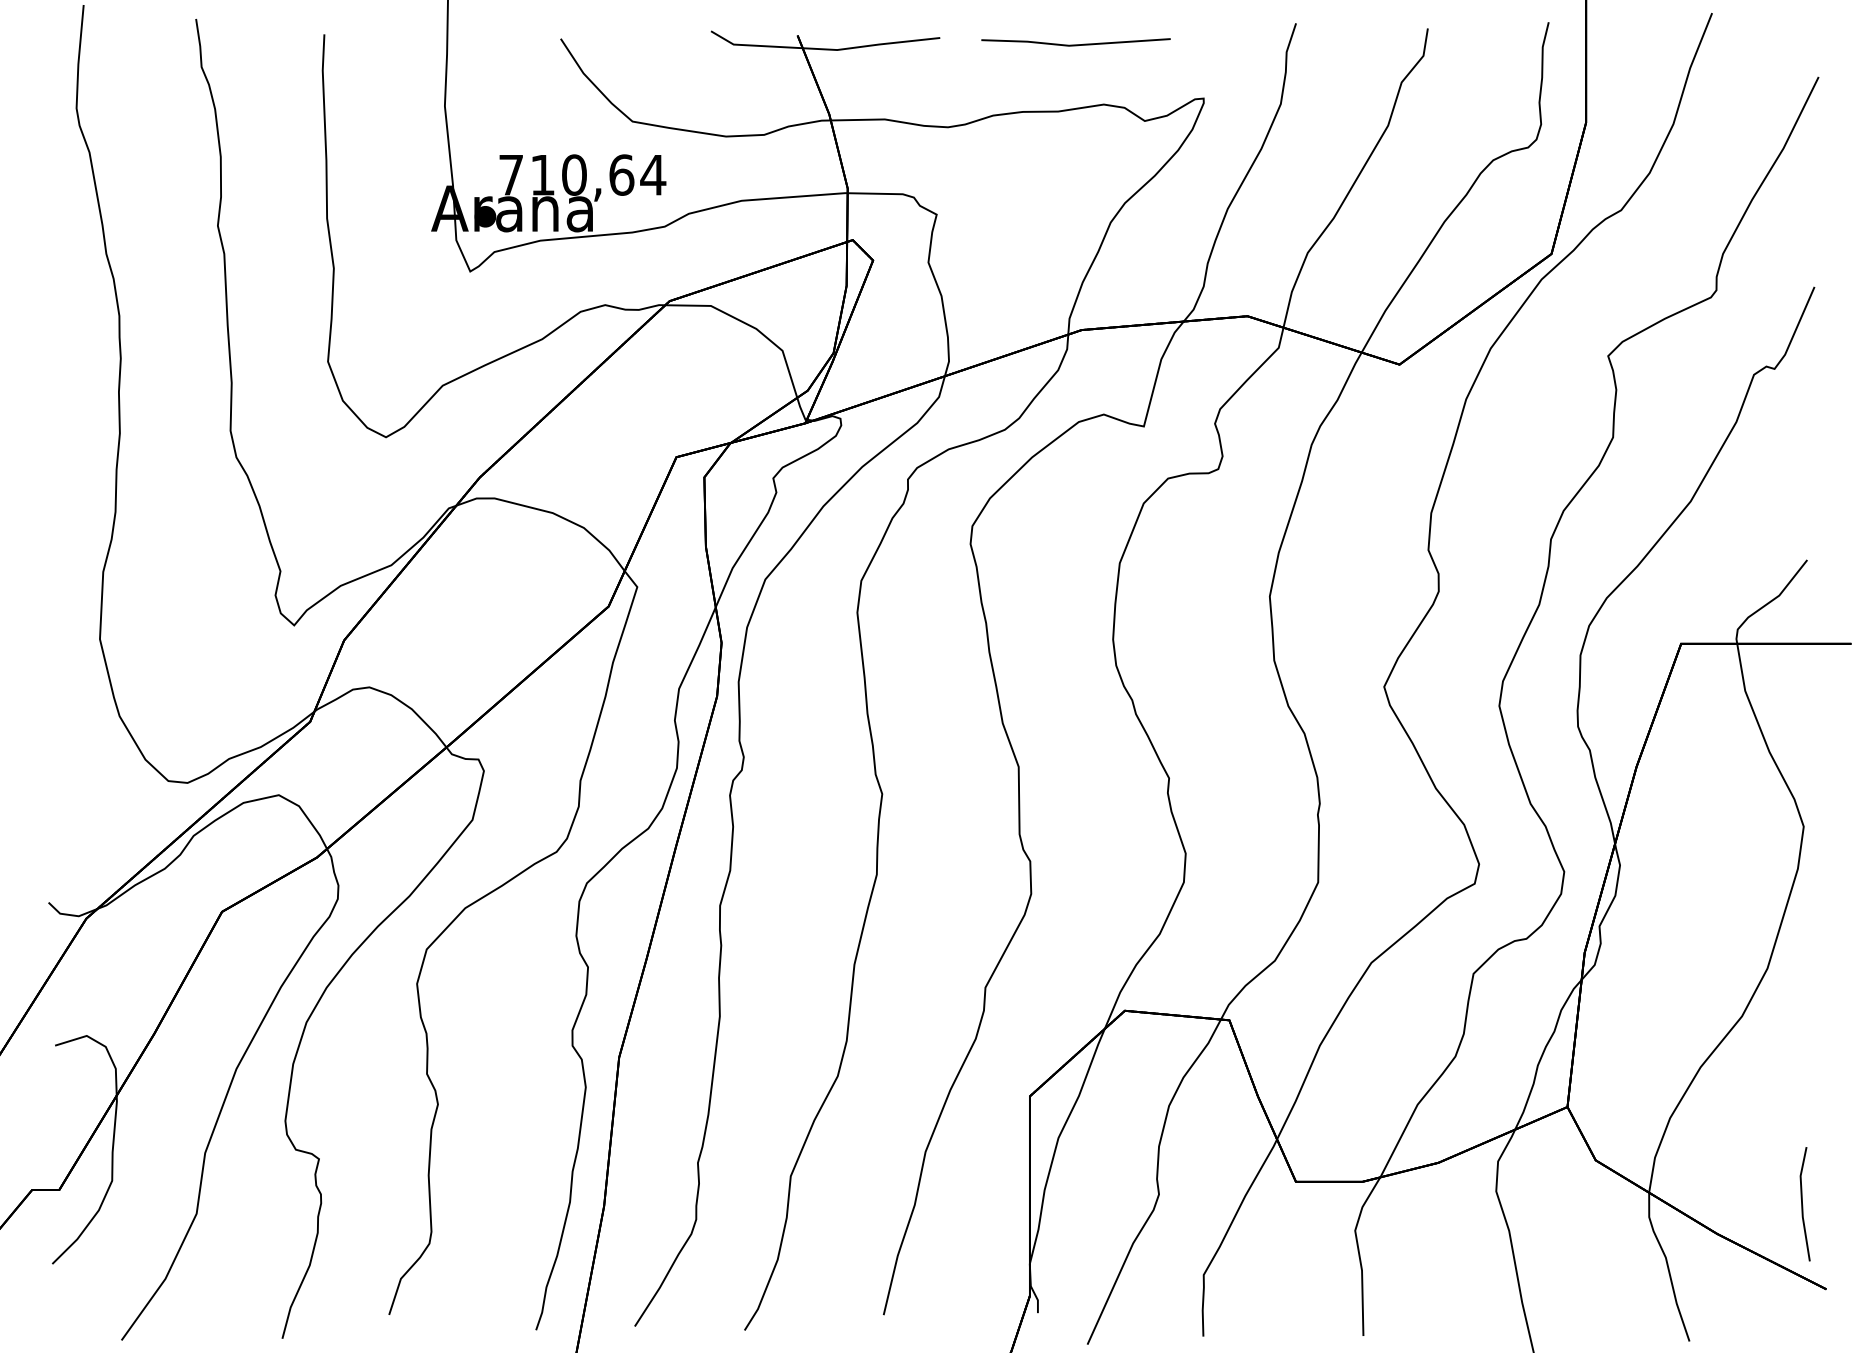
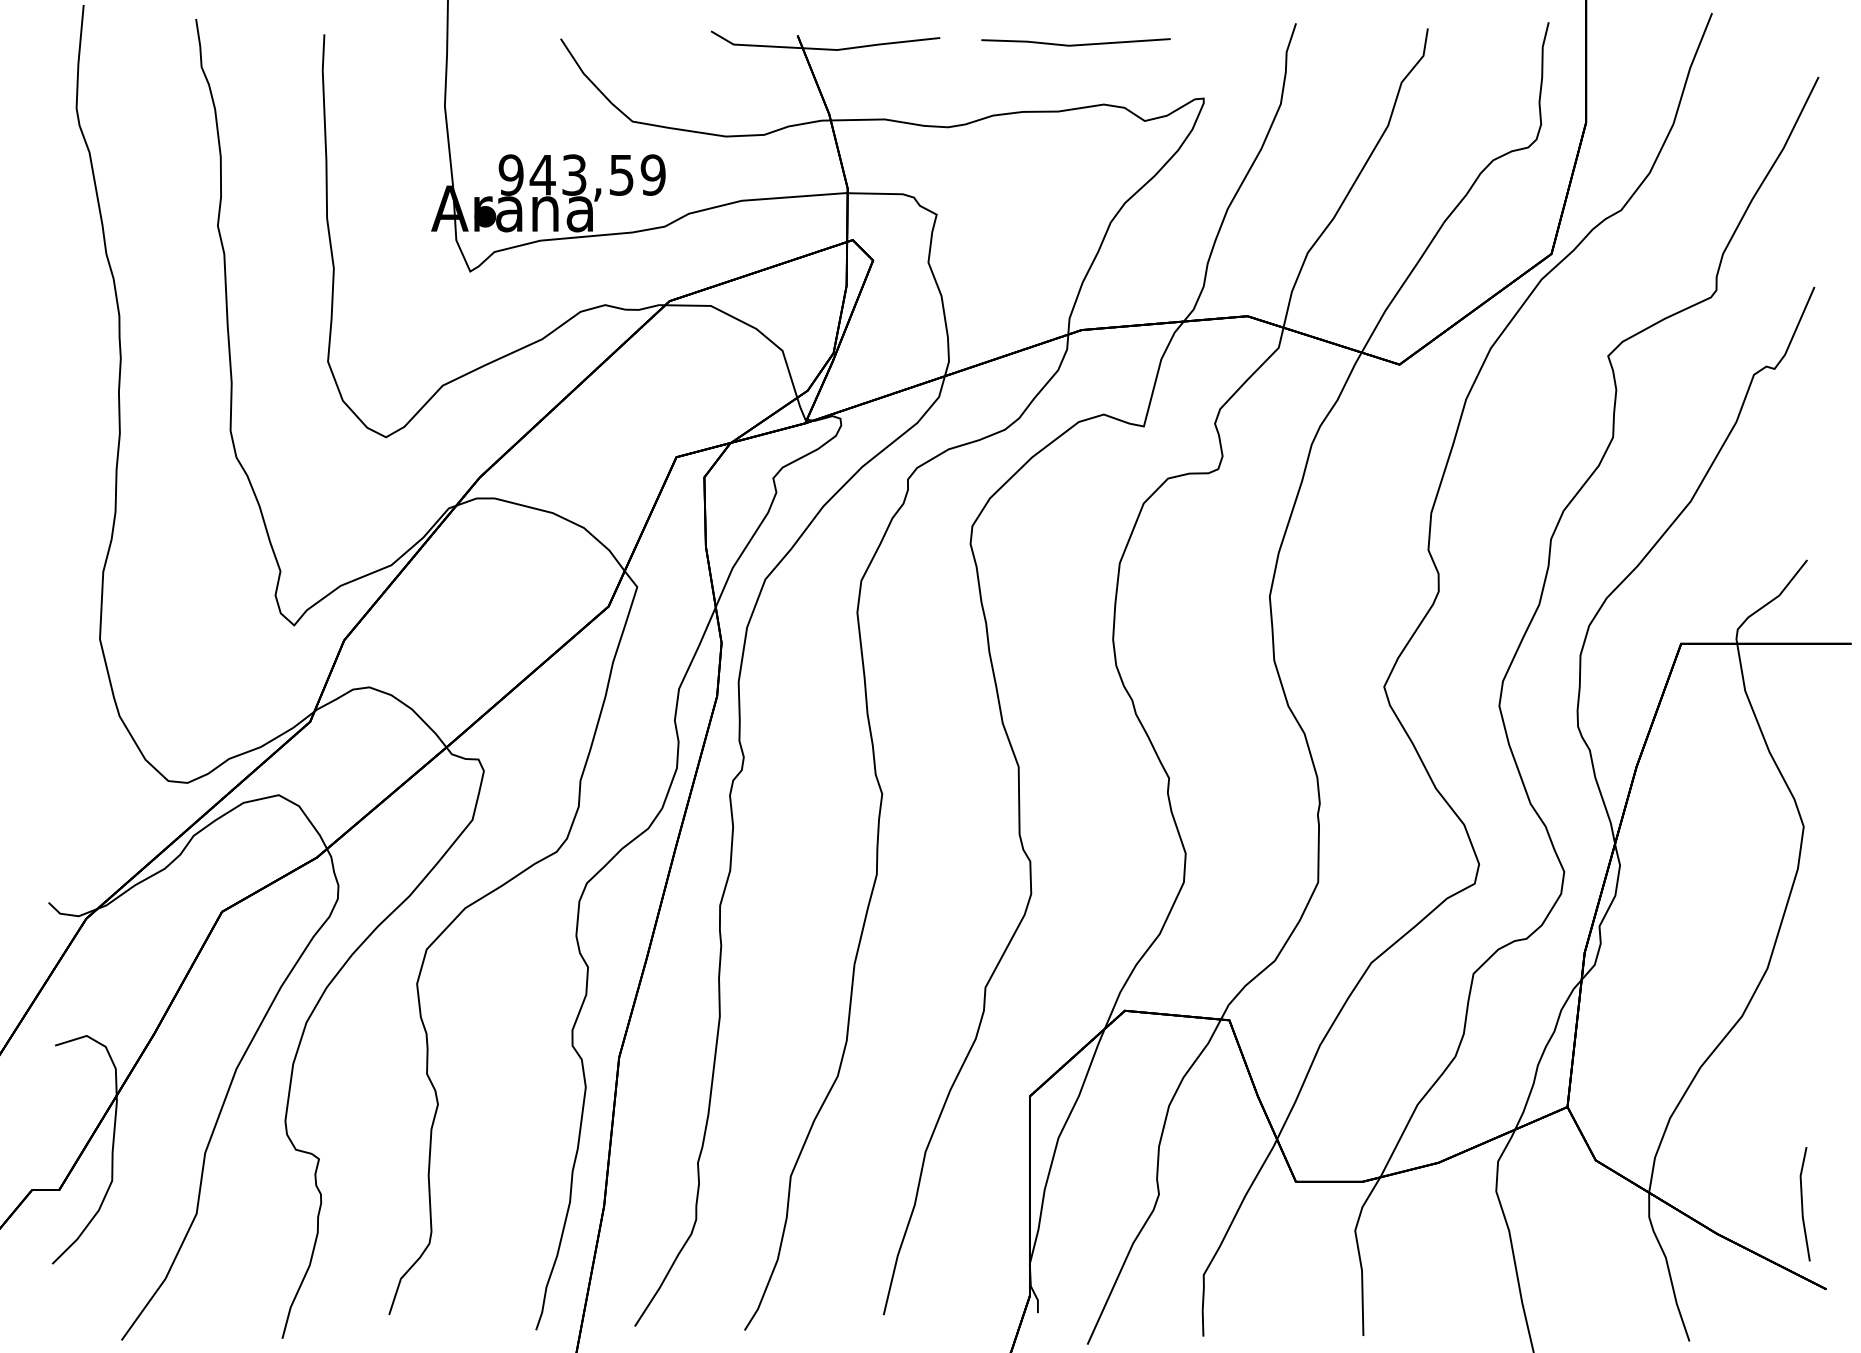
text: 710,64 -> 943,59 (582, 174)
